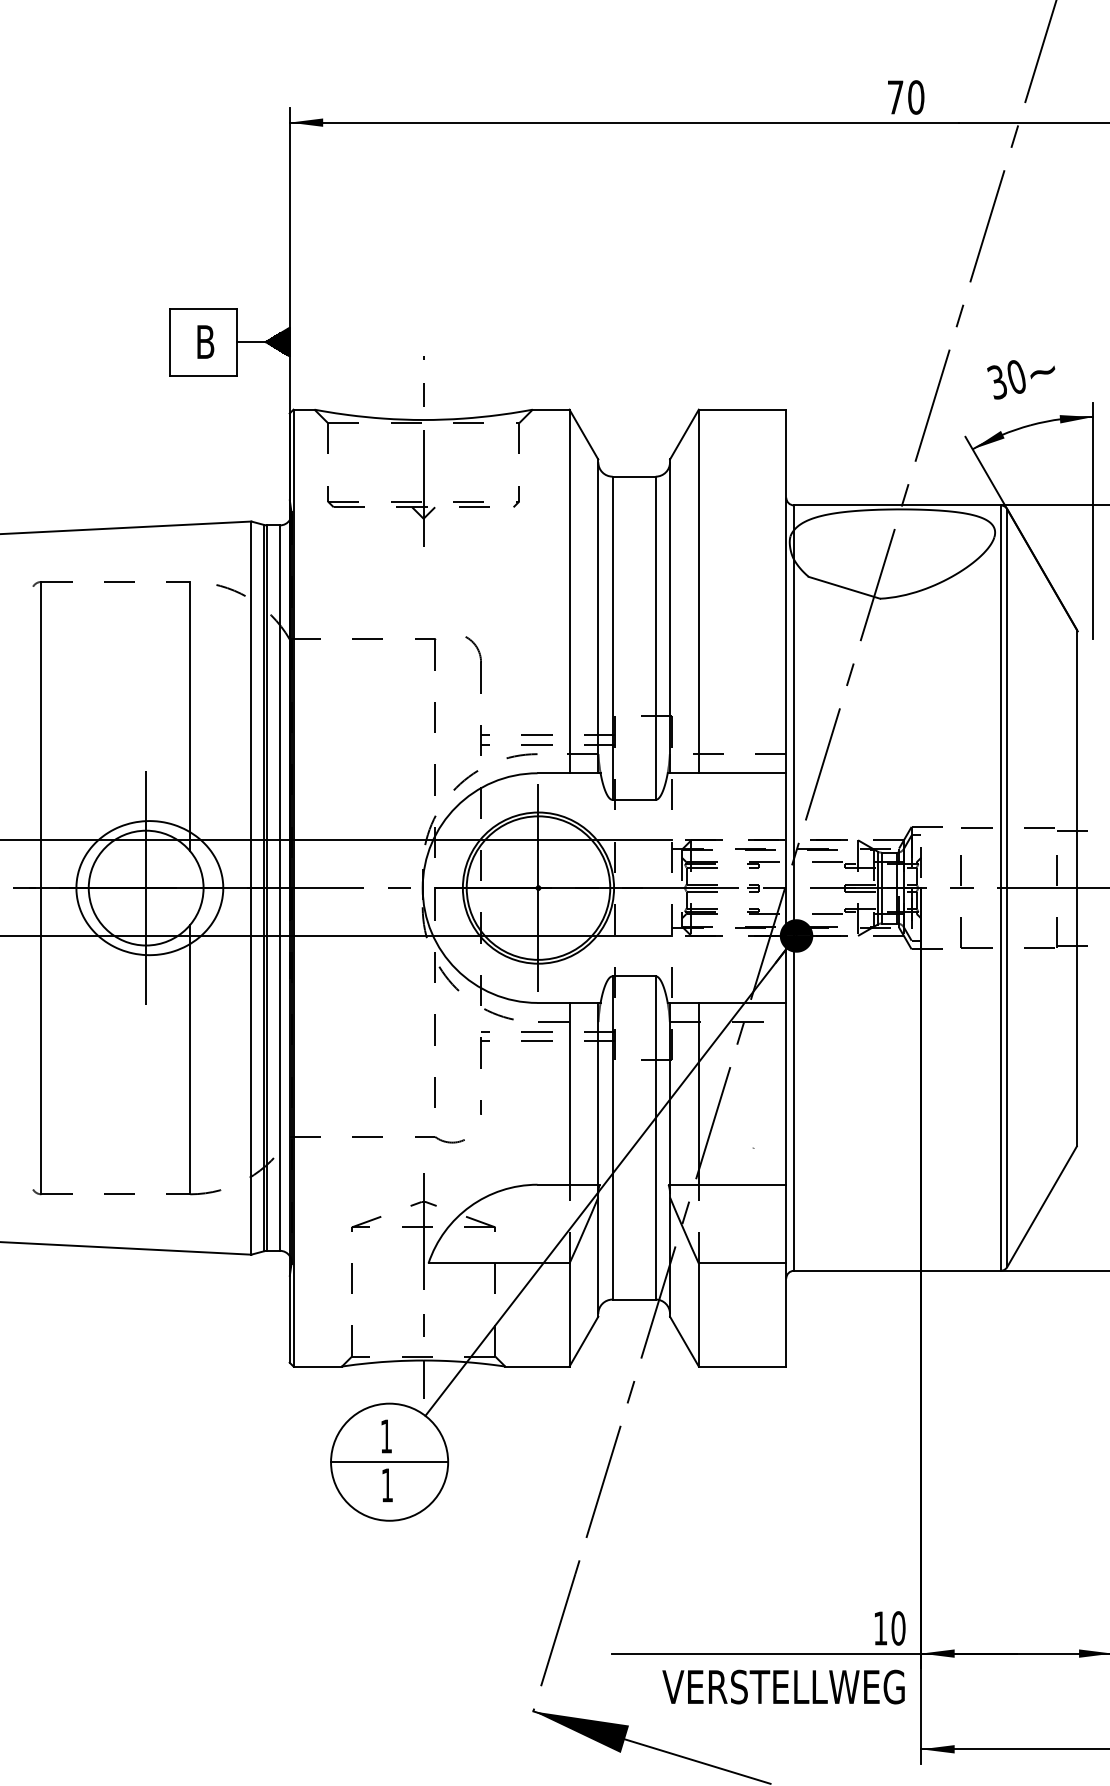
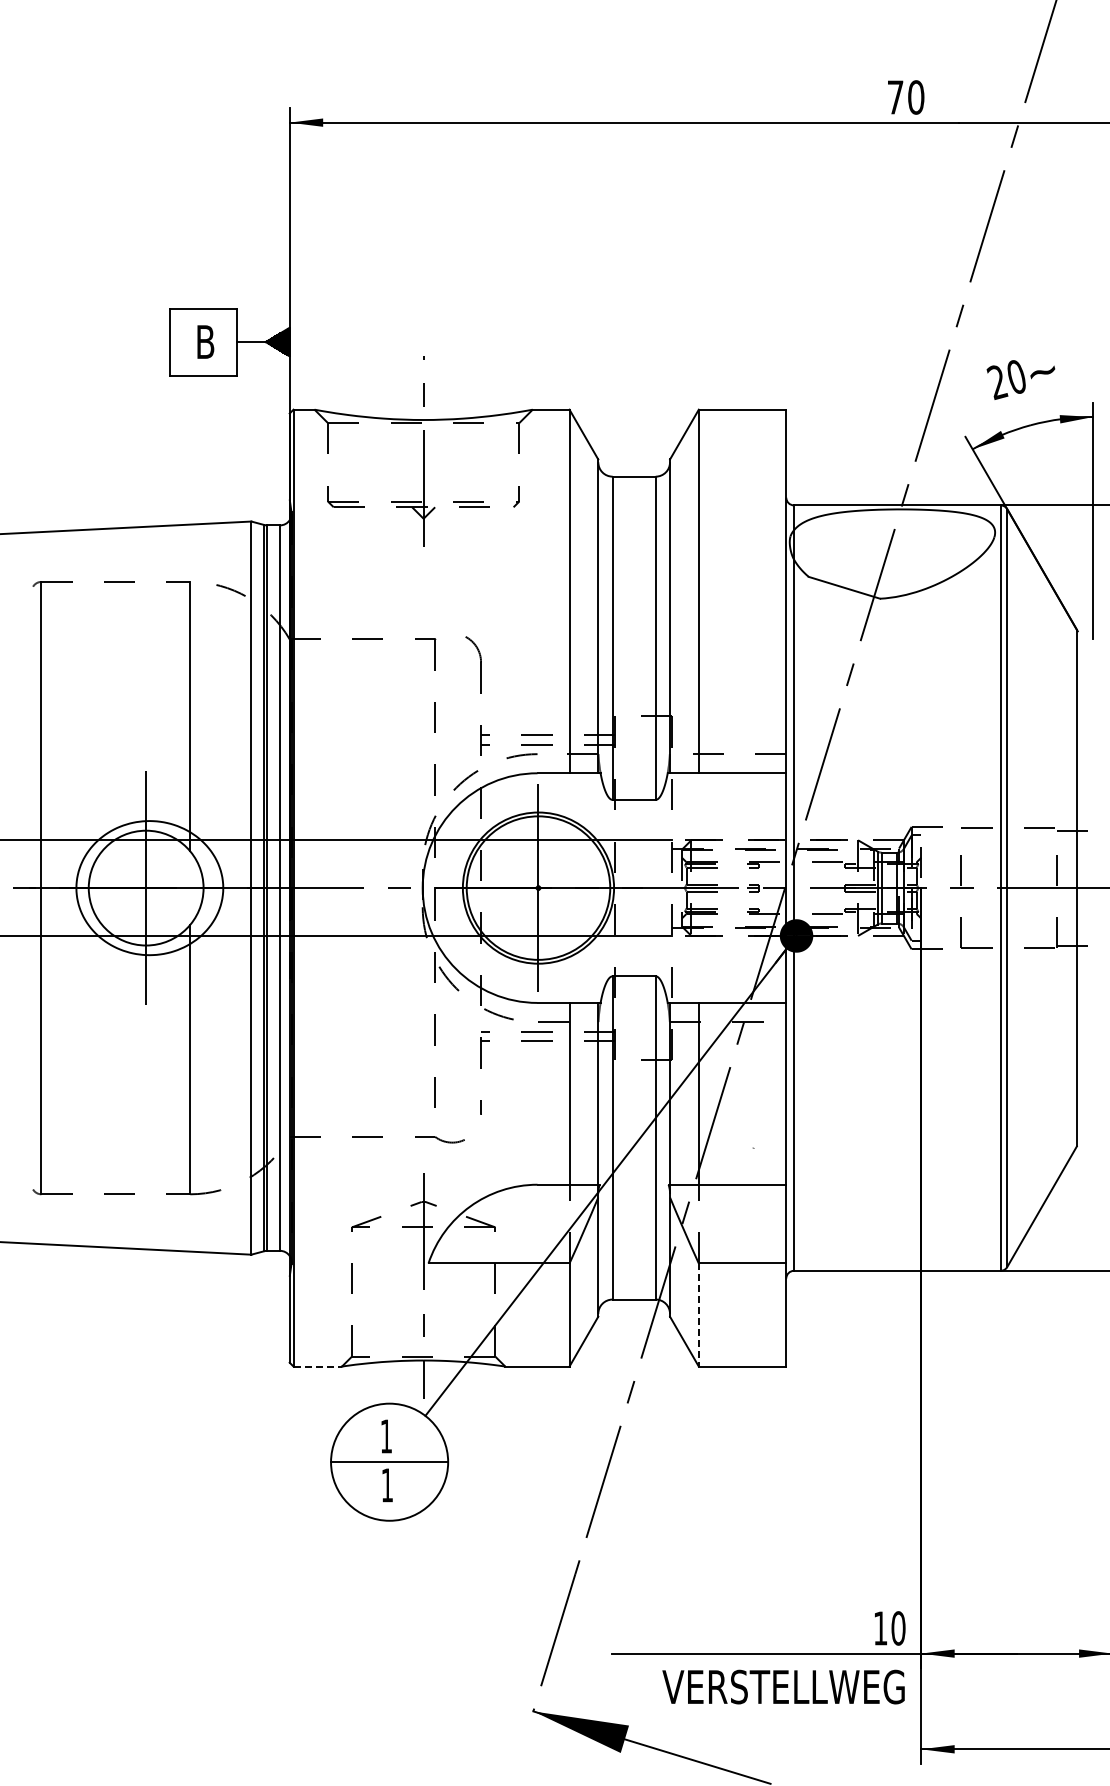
text: 30 -> 20 (997, 382)
line: solid -> dashed (698, 1315)
line: solid -> dashed (318, 1366)
